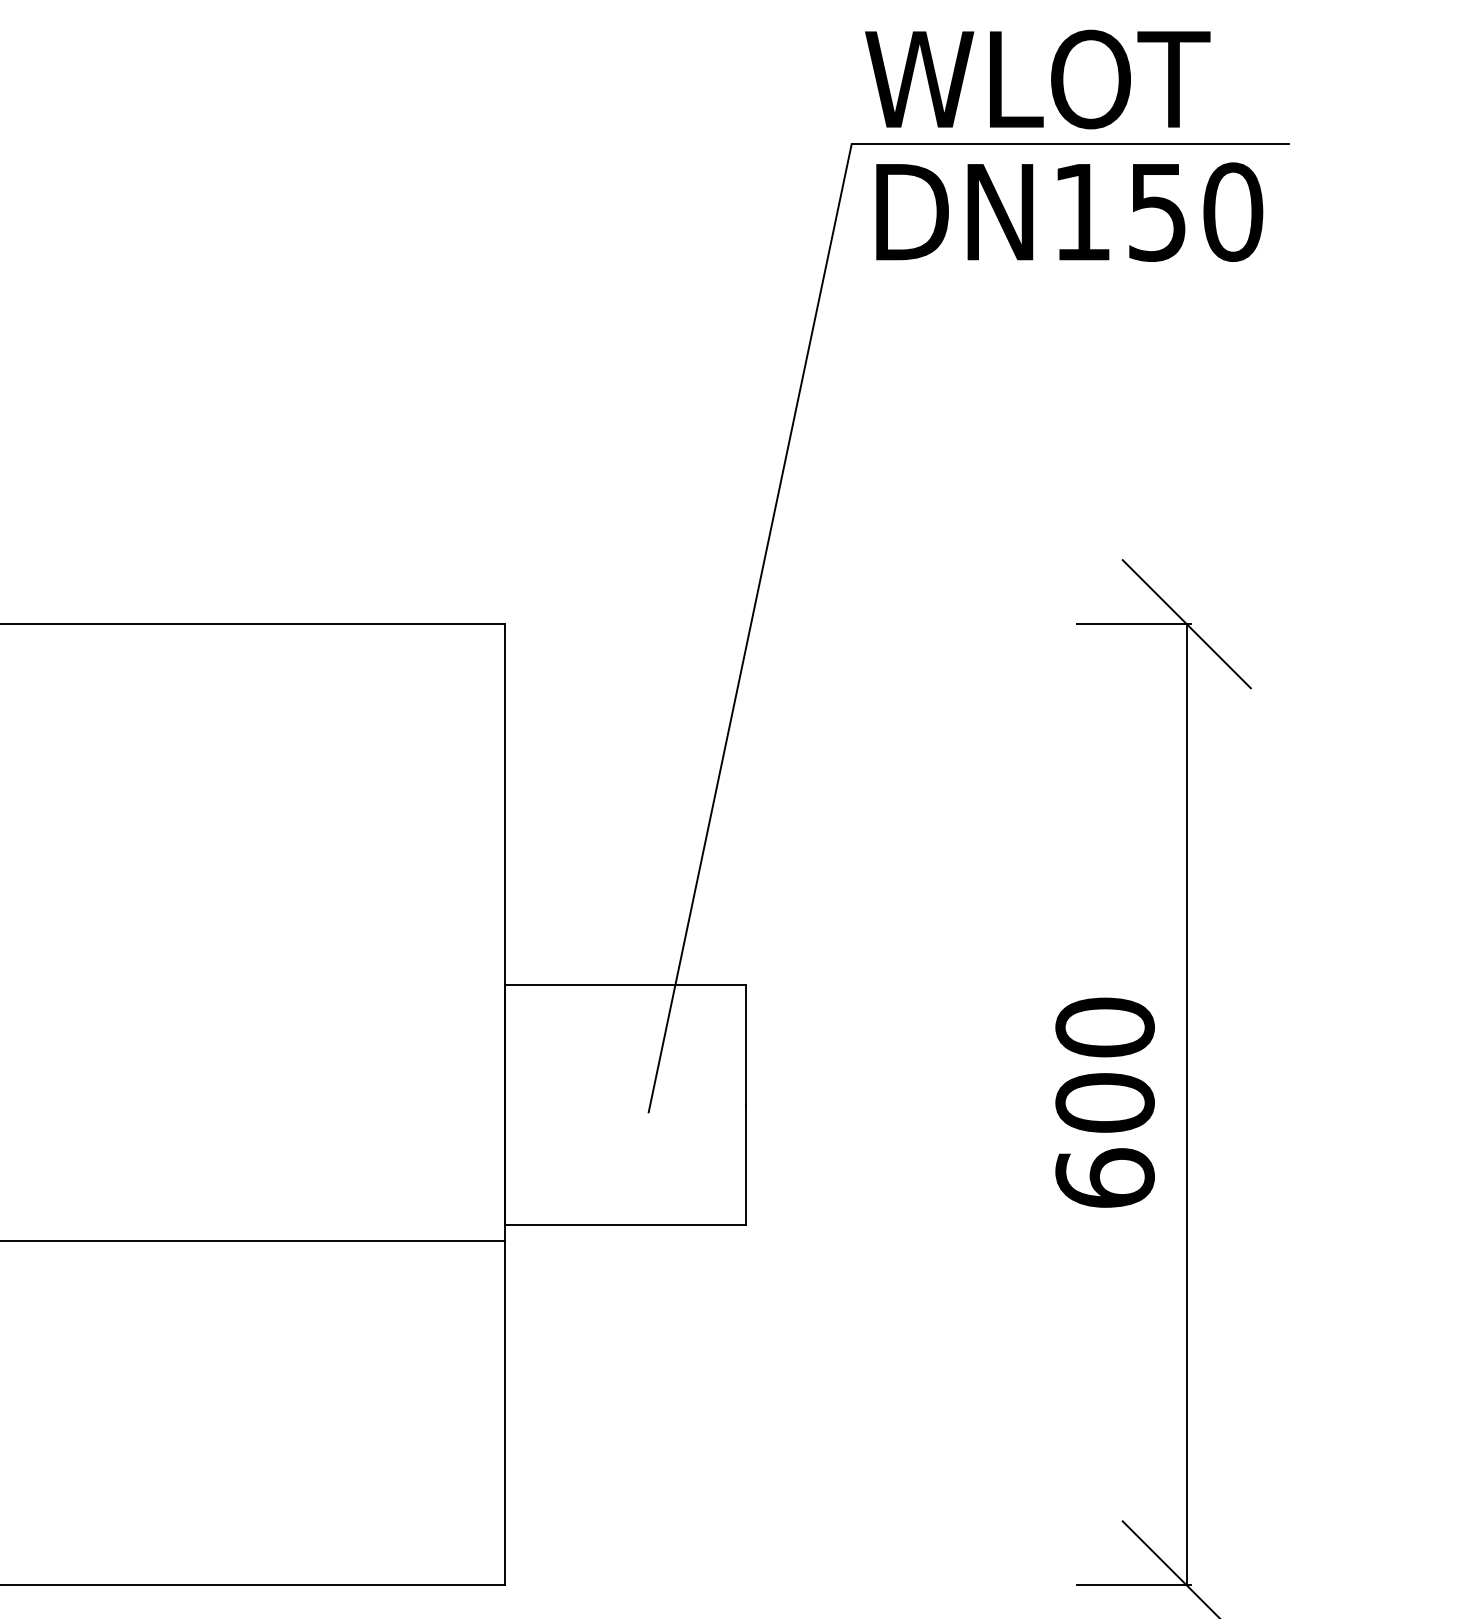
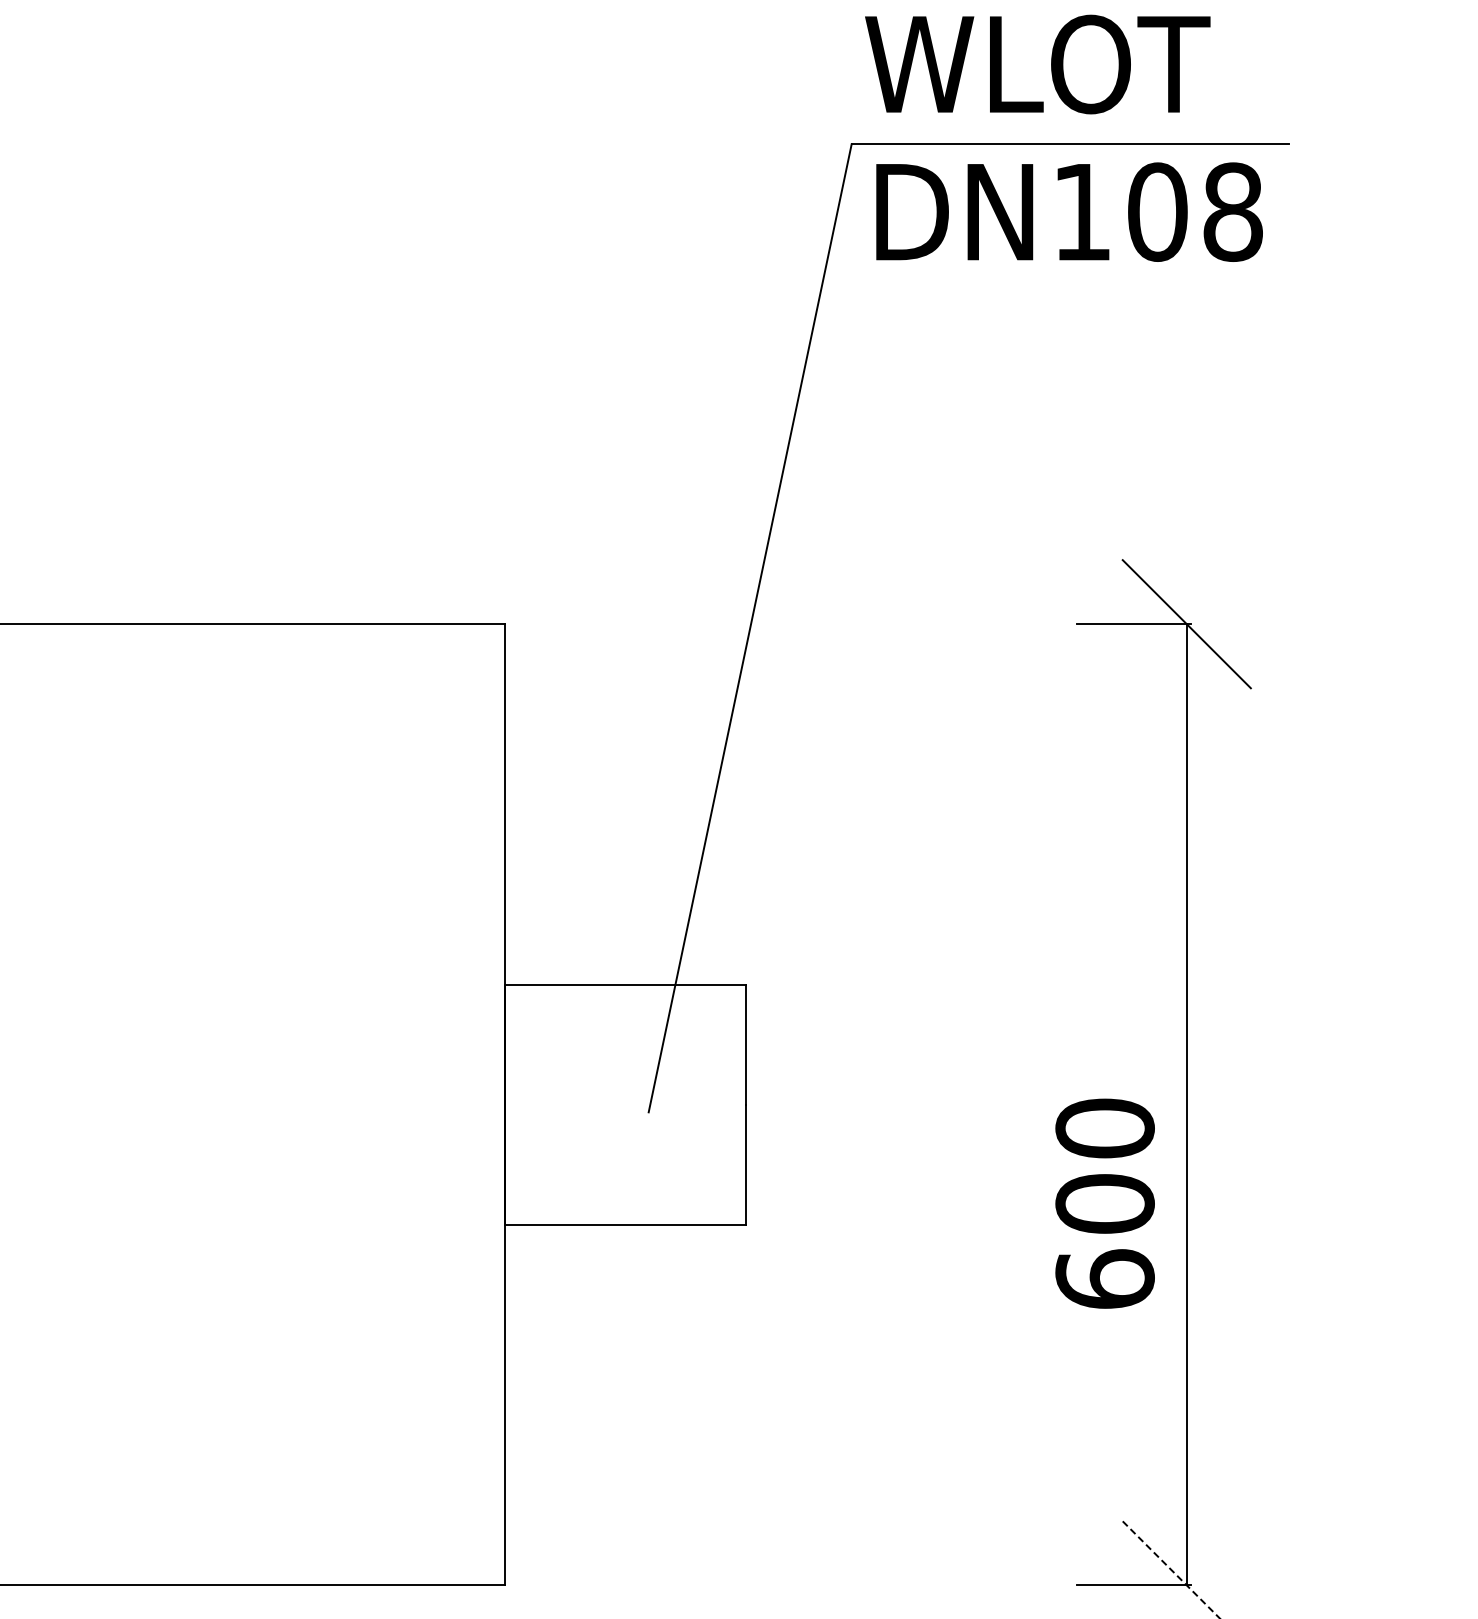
text position: (1037, 79) -> (1037, 64) (1037, 64)
text: DN150 -> DN108 (1195, 211)
text position: (1104, 1102) -> (1104, 1203) (1104, 1203)
line: present -> none (253, 1241)
line: solid -> dashed (1171, 1569)
